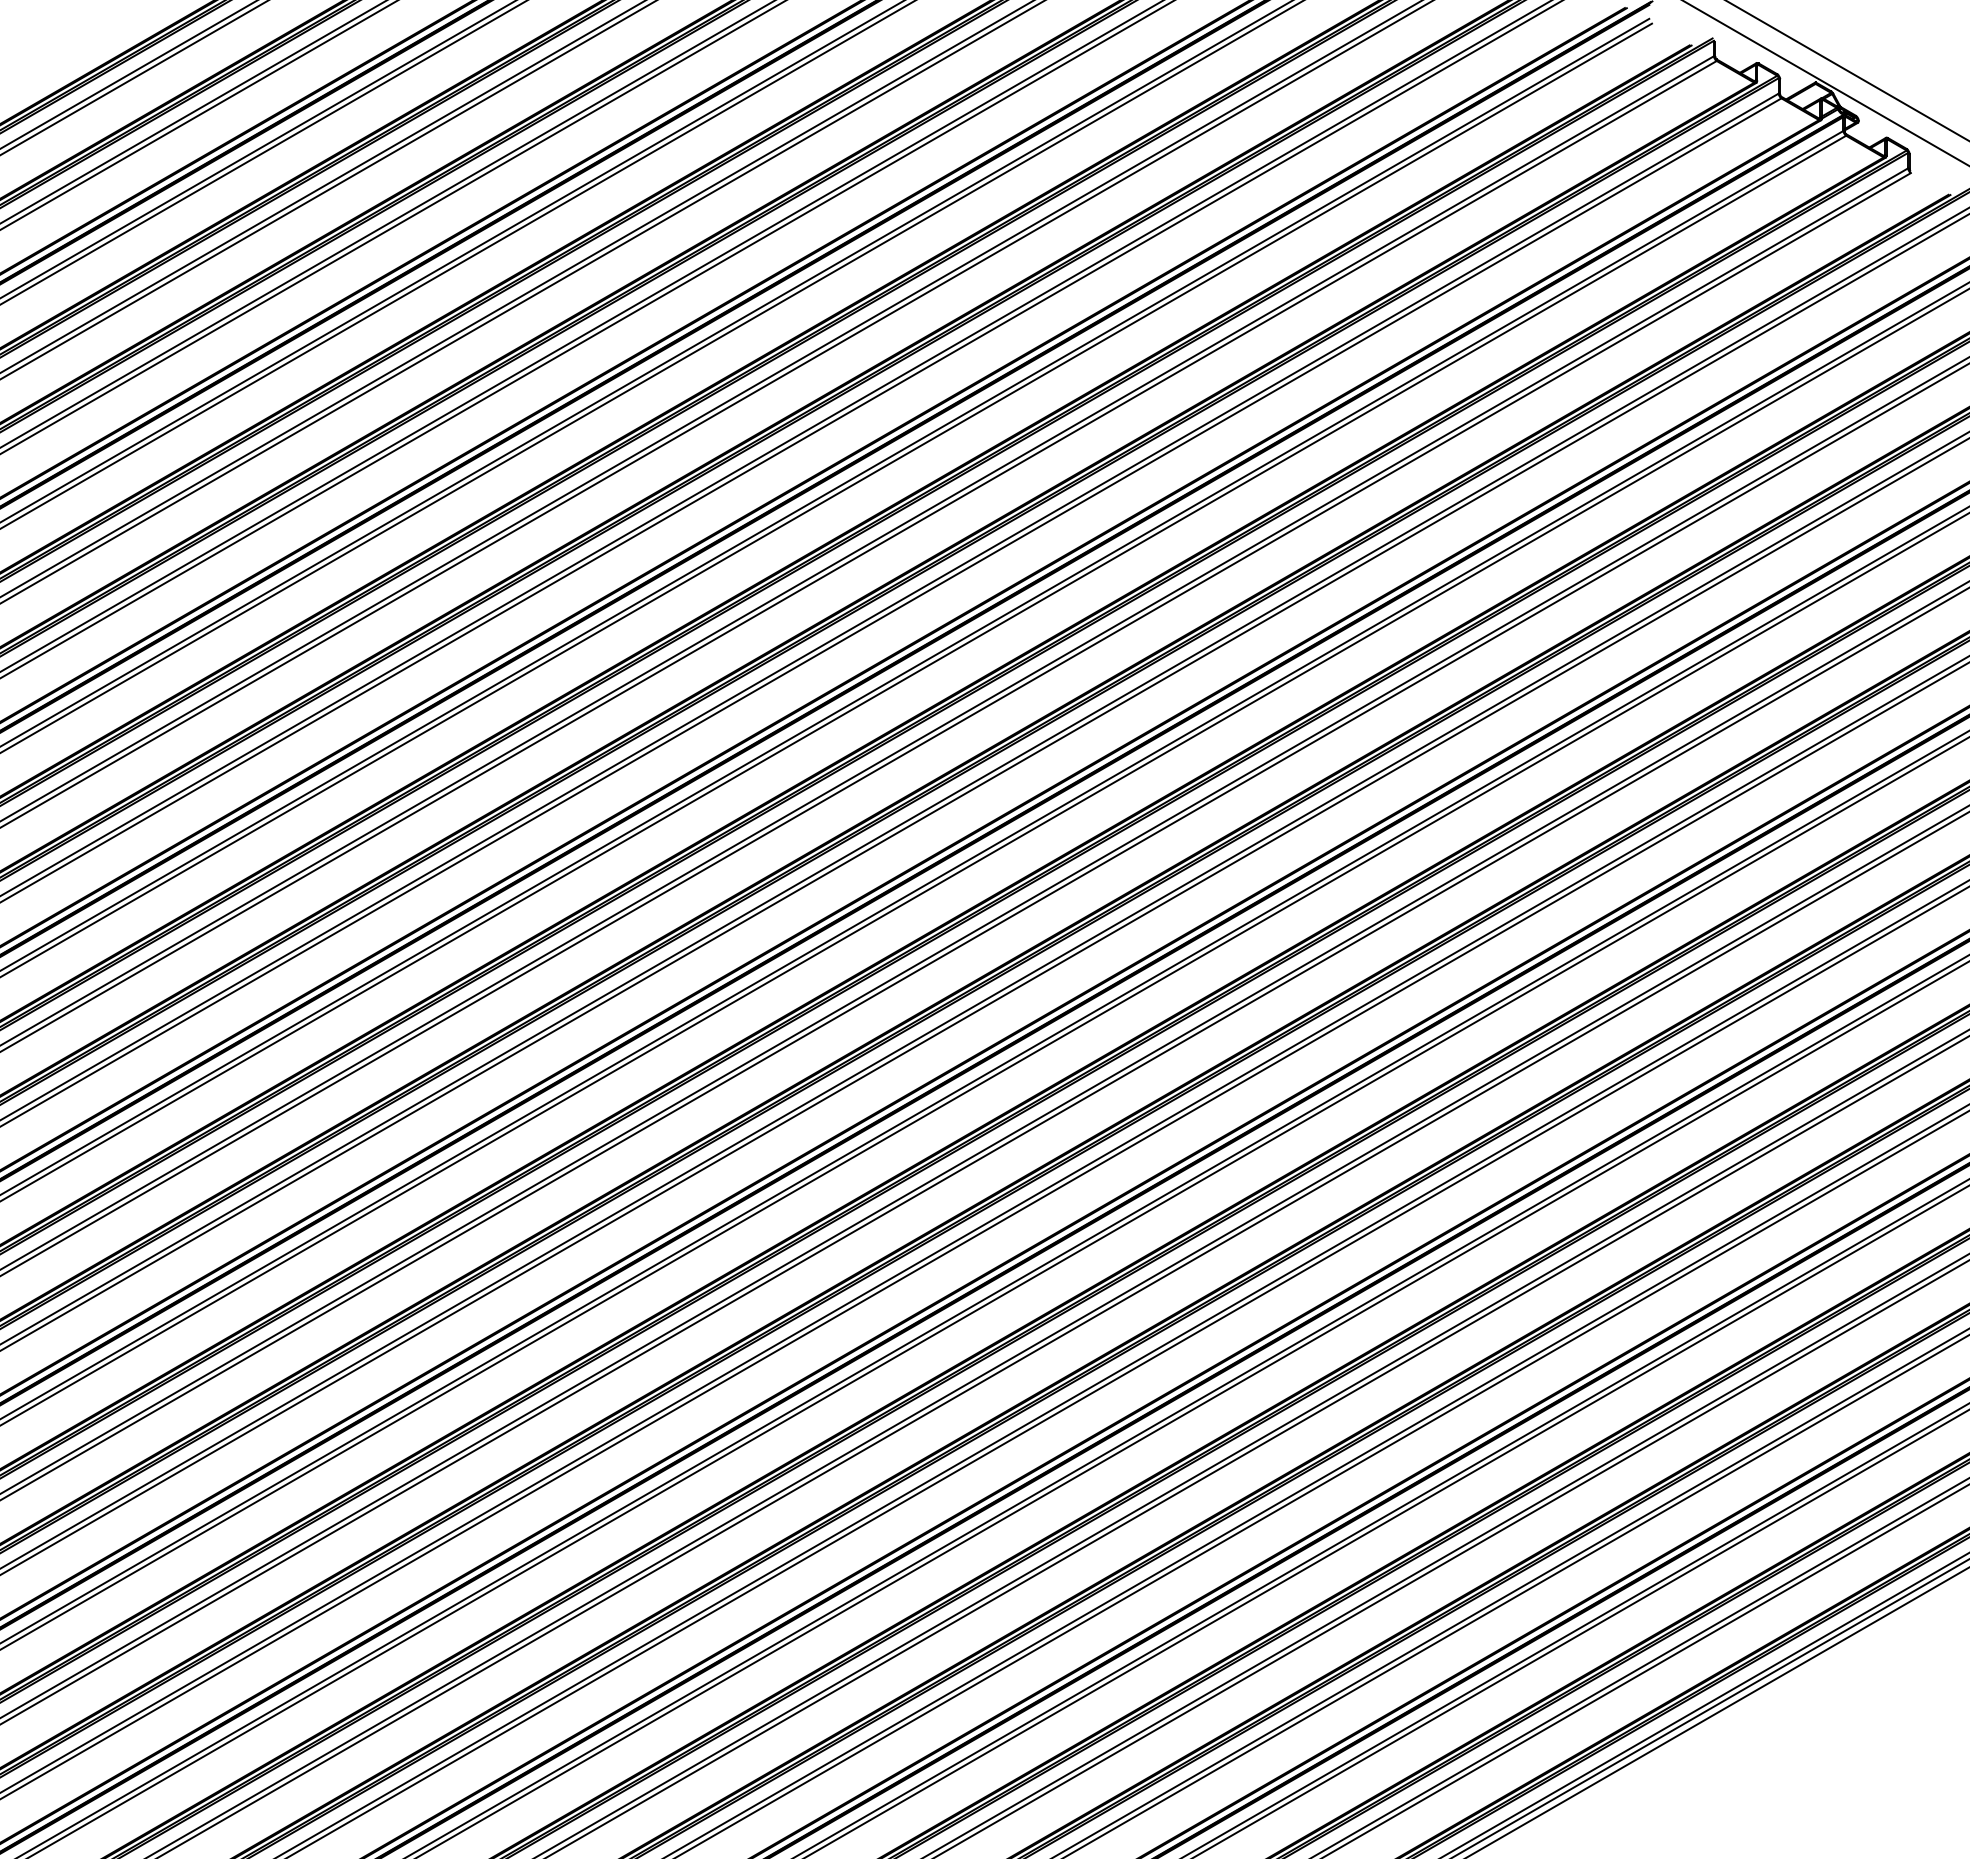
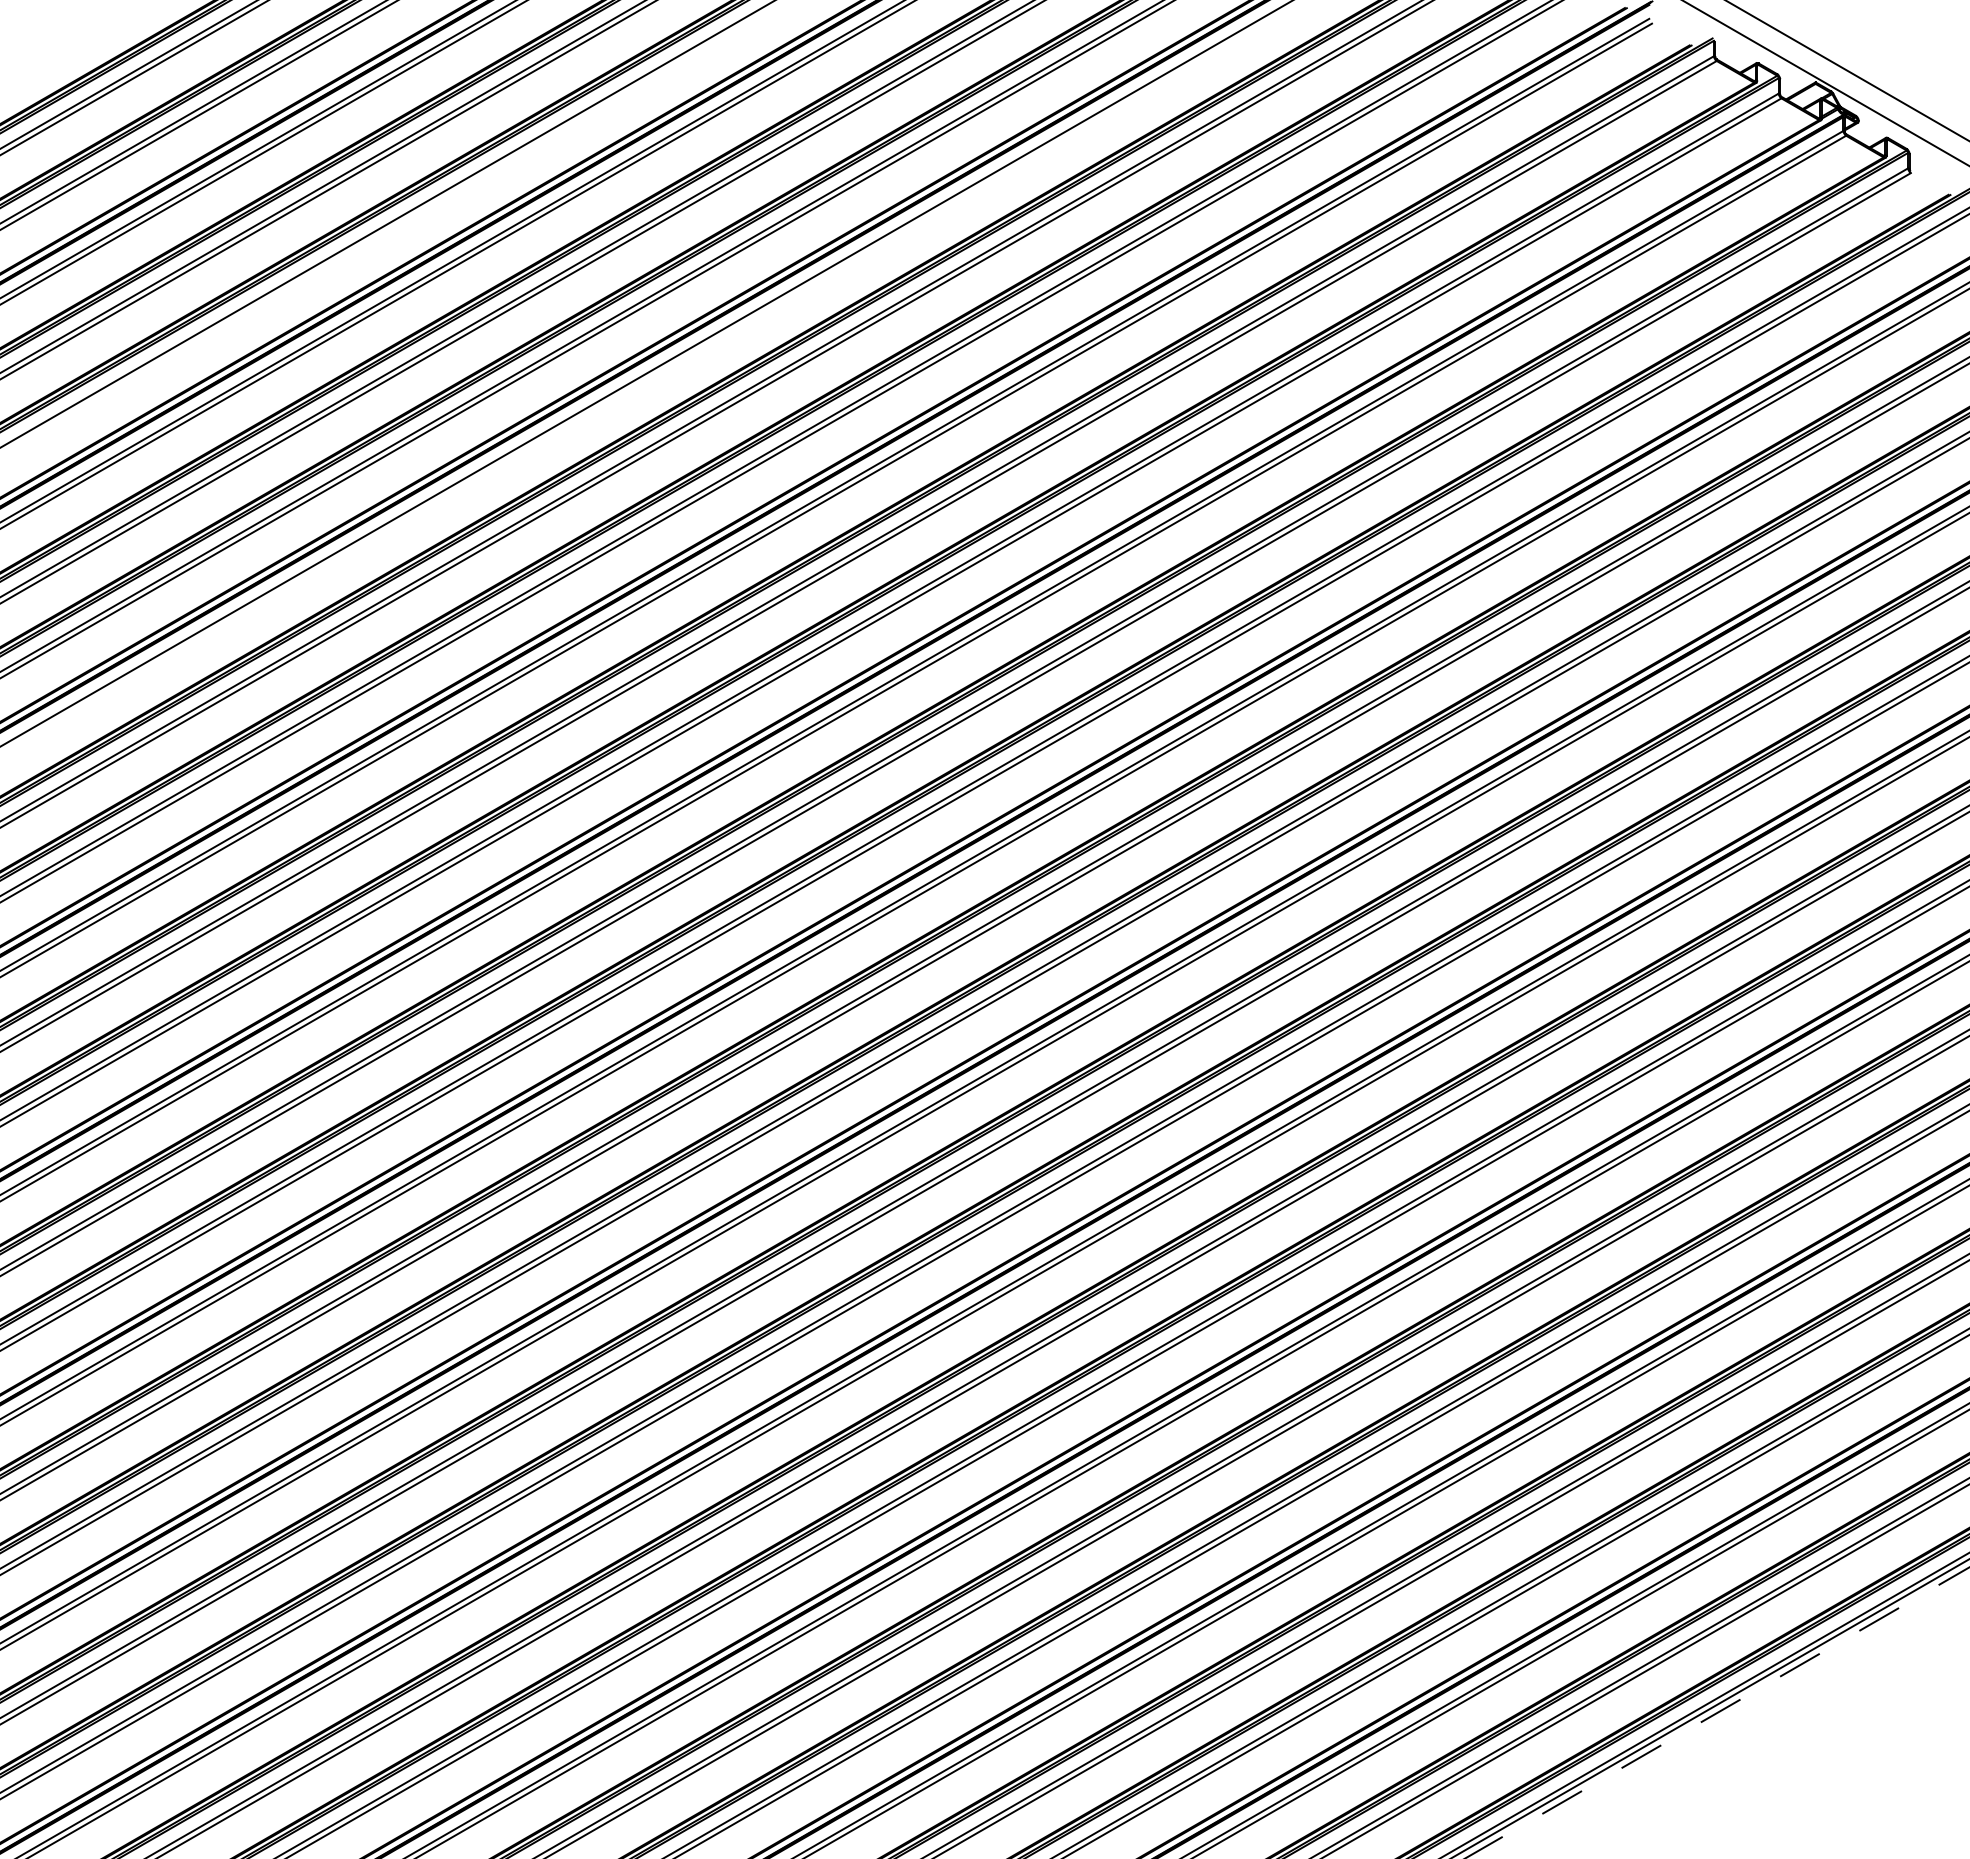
line: present -> none (392, 227)
line: present -> none (651, 376)
line: solid -> dashed (1717, 1712)
